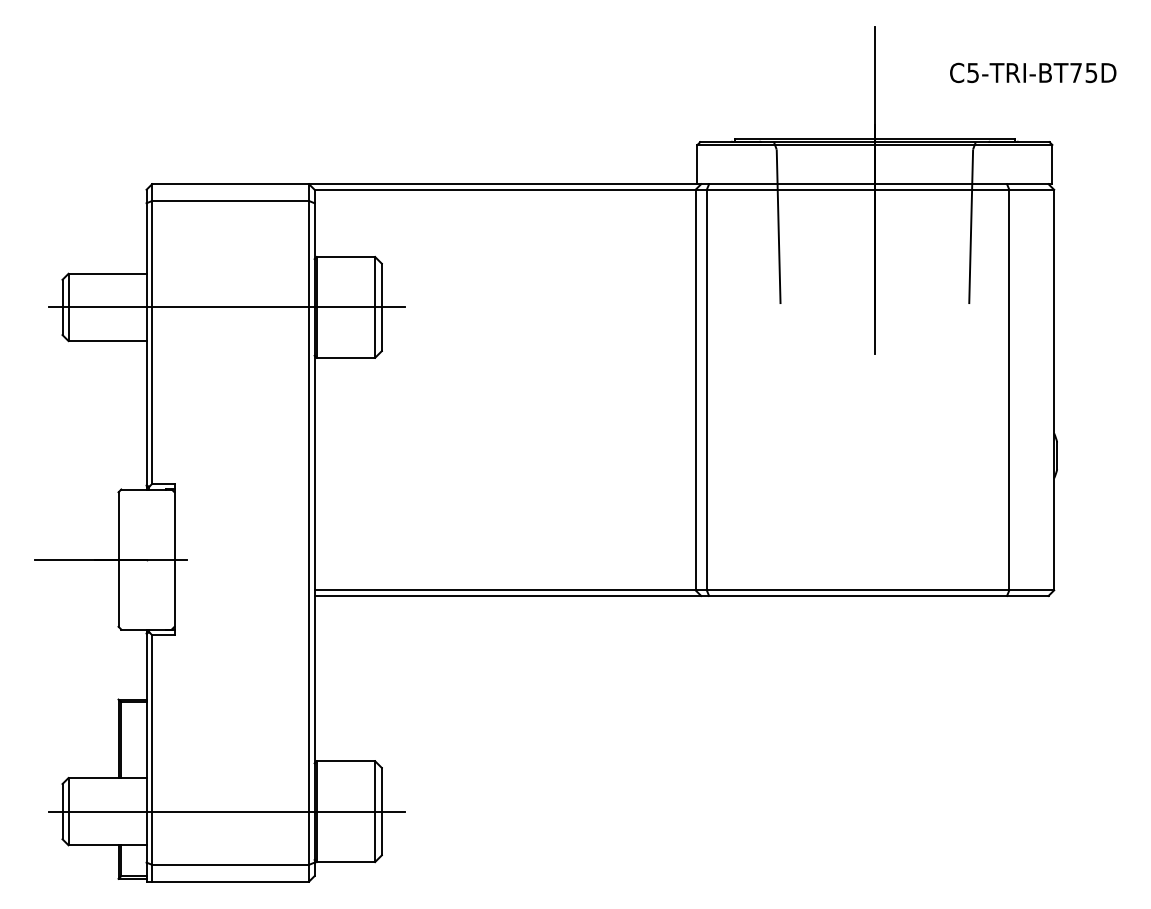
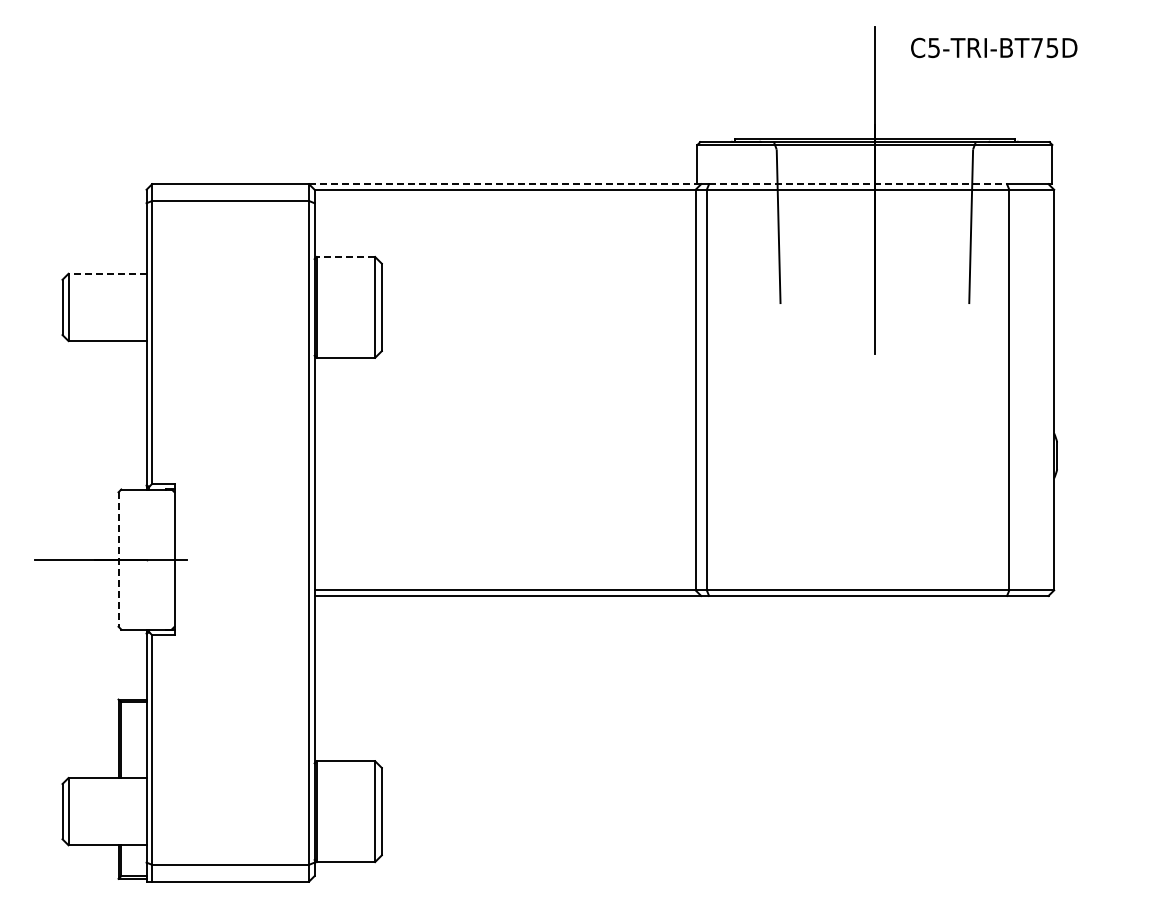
text position: (1033, 72) -> (994, 47) (994, 47)
line: solid -> dashed (505, 184)
line: solid -> dashed (858, 184)
line: solid -> dashed (345, 257)
line: solid -> dashed (107, 273)
line: present -> none (226, 307)
line: solid -> dashed (118, 560)
line: present -> none (226, 811)
